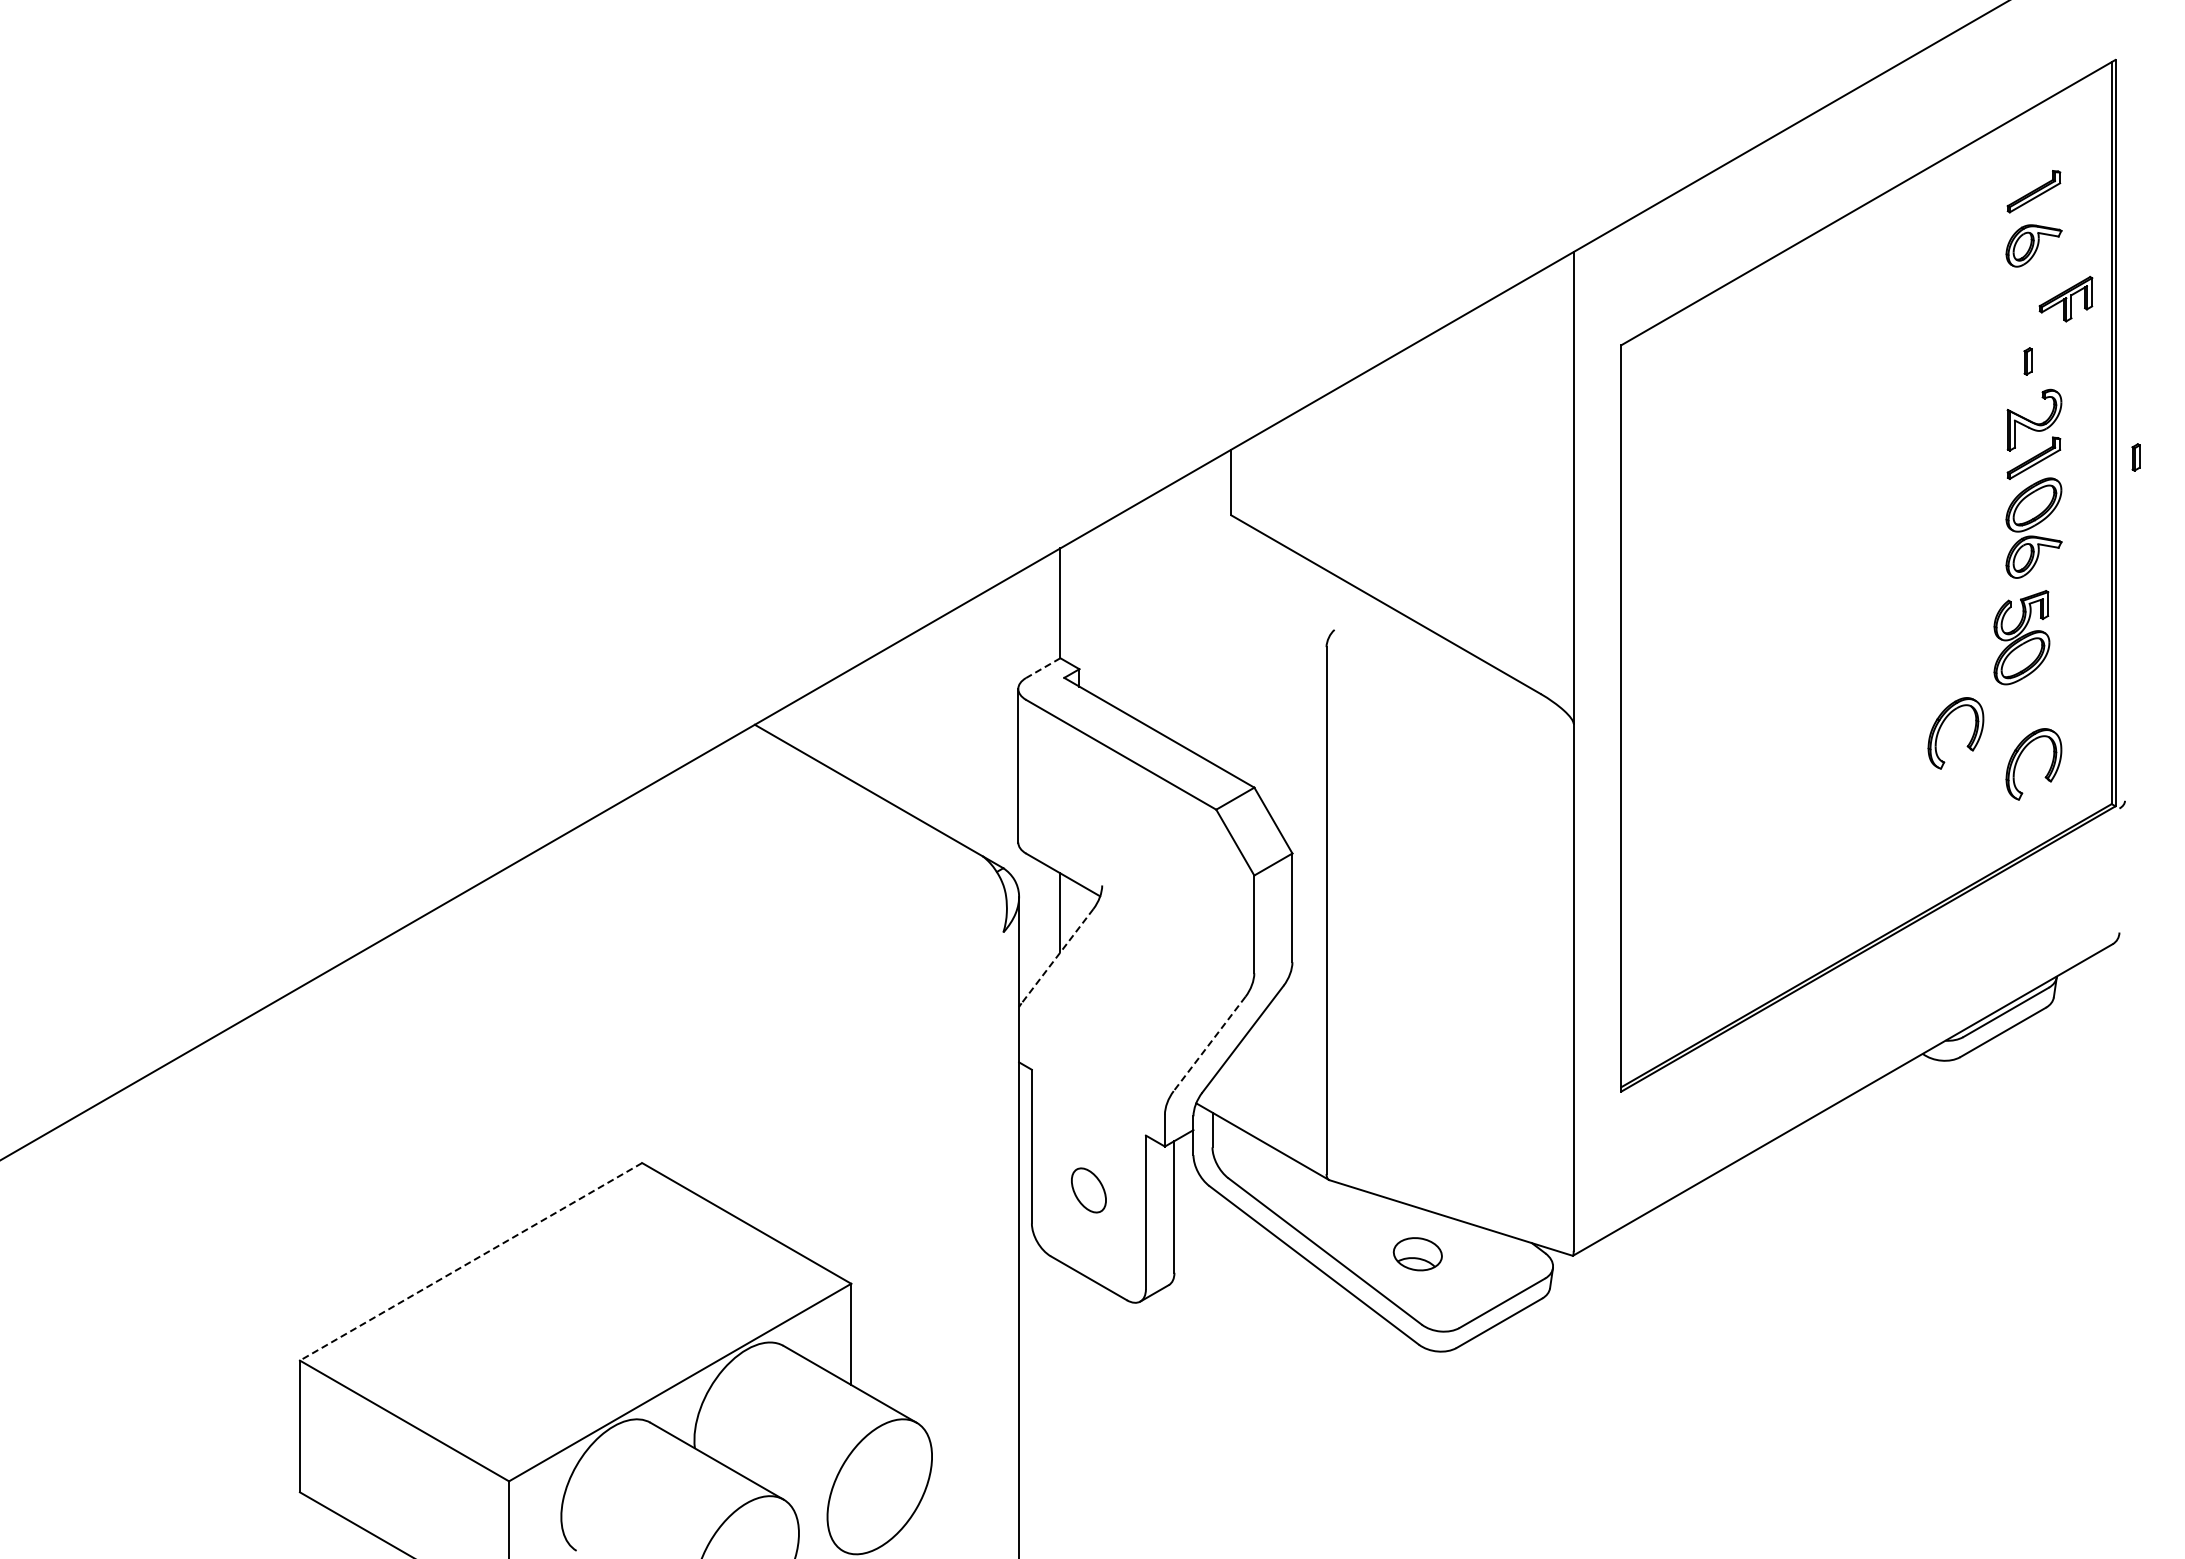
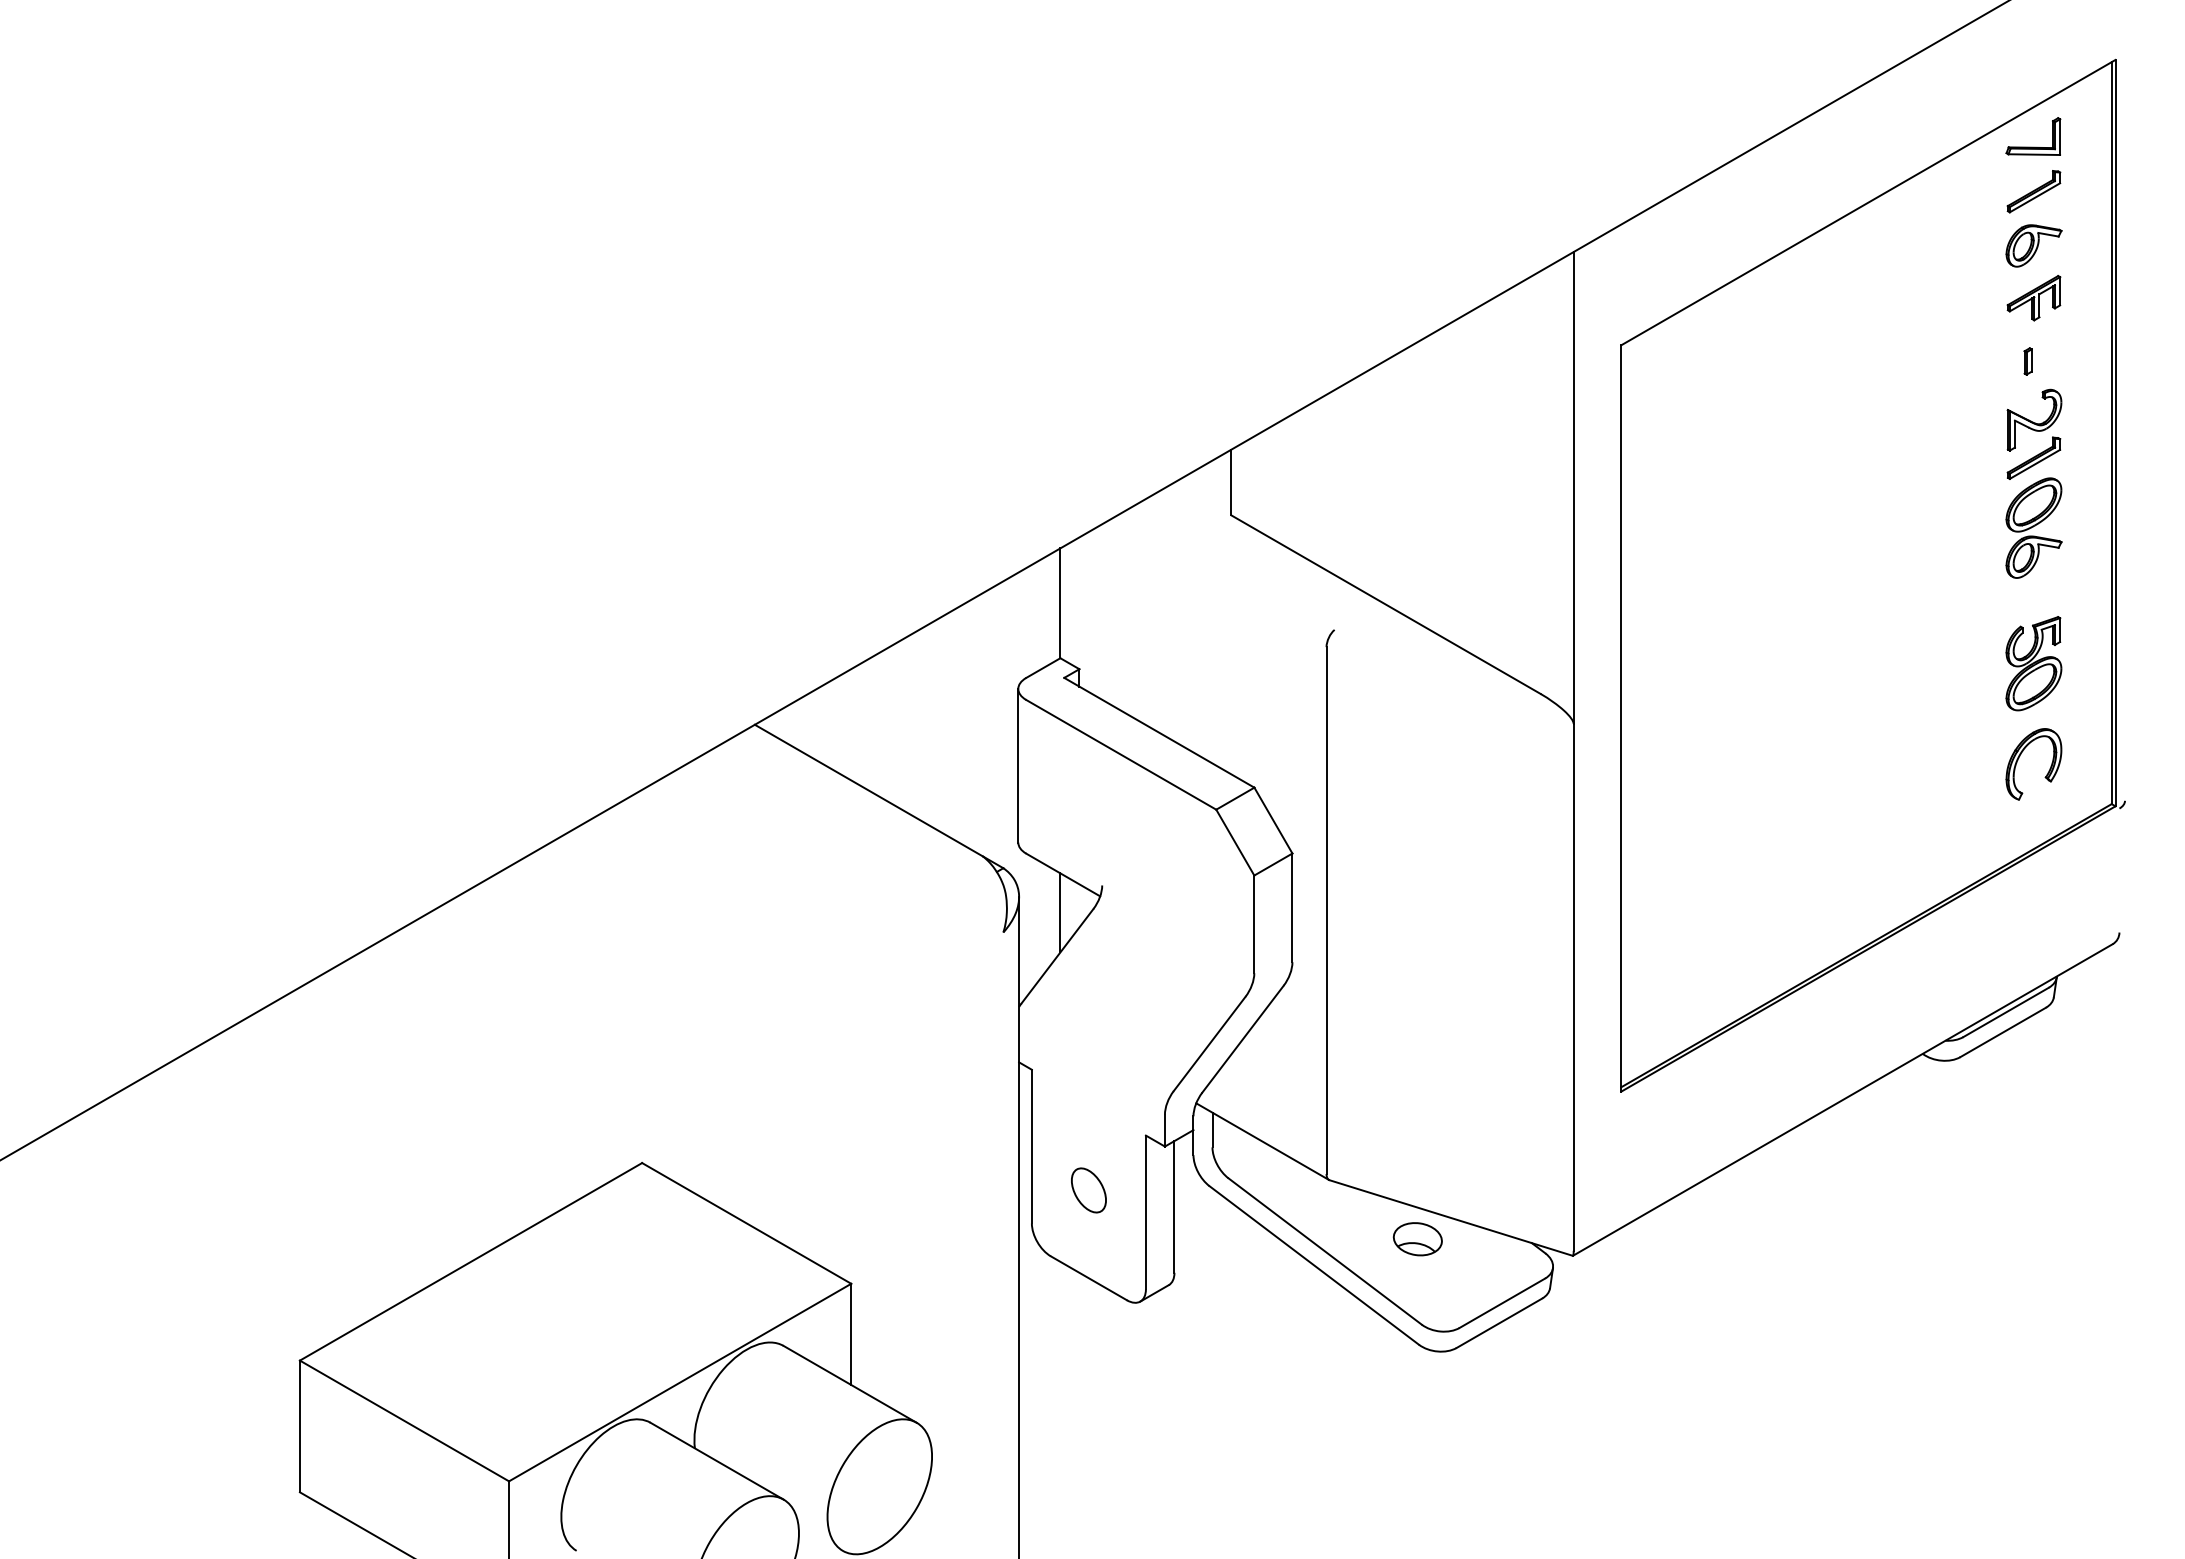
part: none -> present (2033, 146)
part position: (2065, 299) -> (2033, 298) (2033, 298)
part: present -> none (2135, 457)
part position: (2021, 637) -> (2033, 663) (2033, 663)
line: dashed -> solid (1043, 668)
part: present -> none (1941, 727)
line: dashed -> solid (1057, 956)
line: dashed -> solid (1209, 1044)
part position: (1417, 1254) -> (1417, 1239) (1417, 1239)
line: dashed -> solid (471, 1261)
